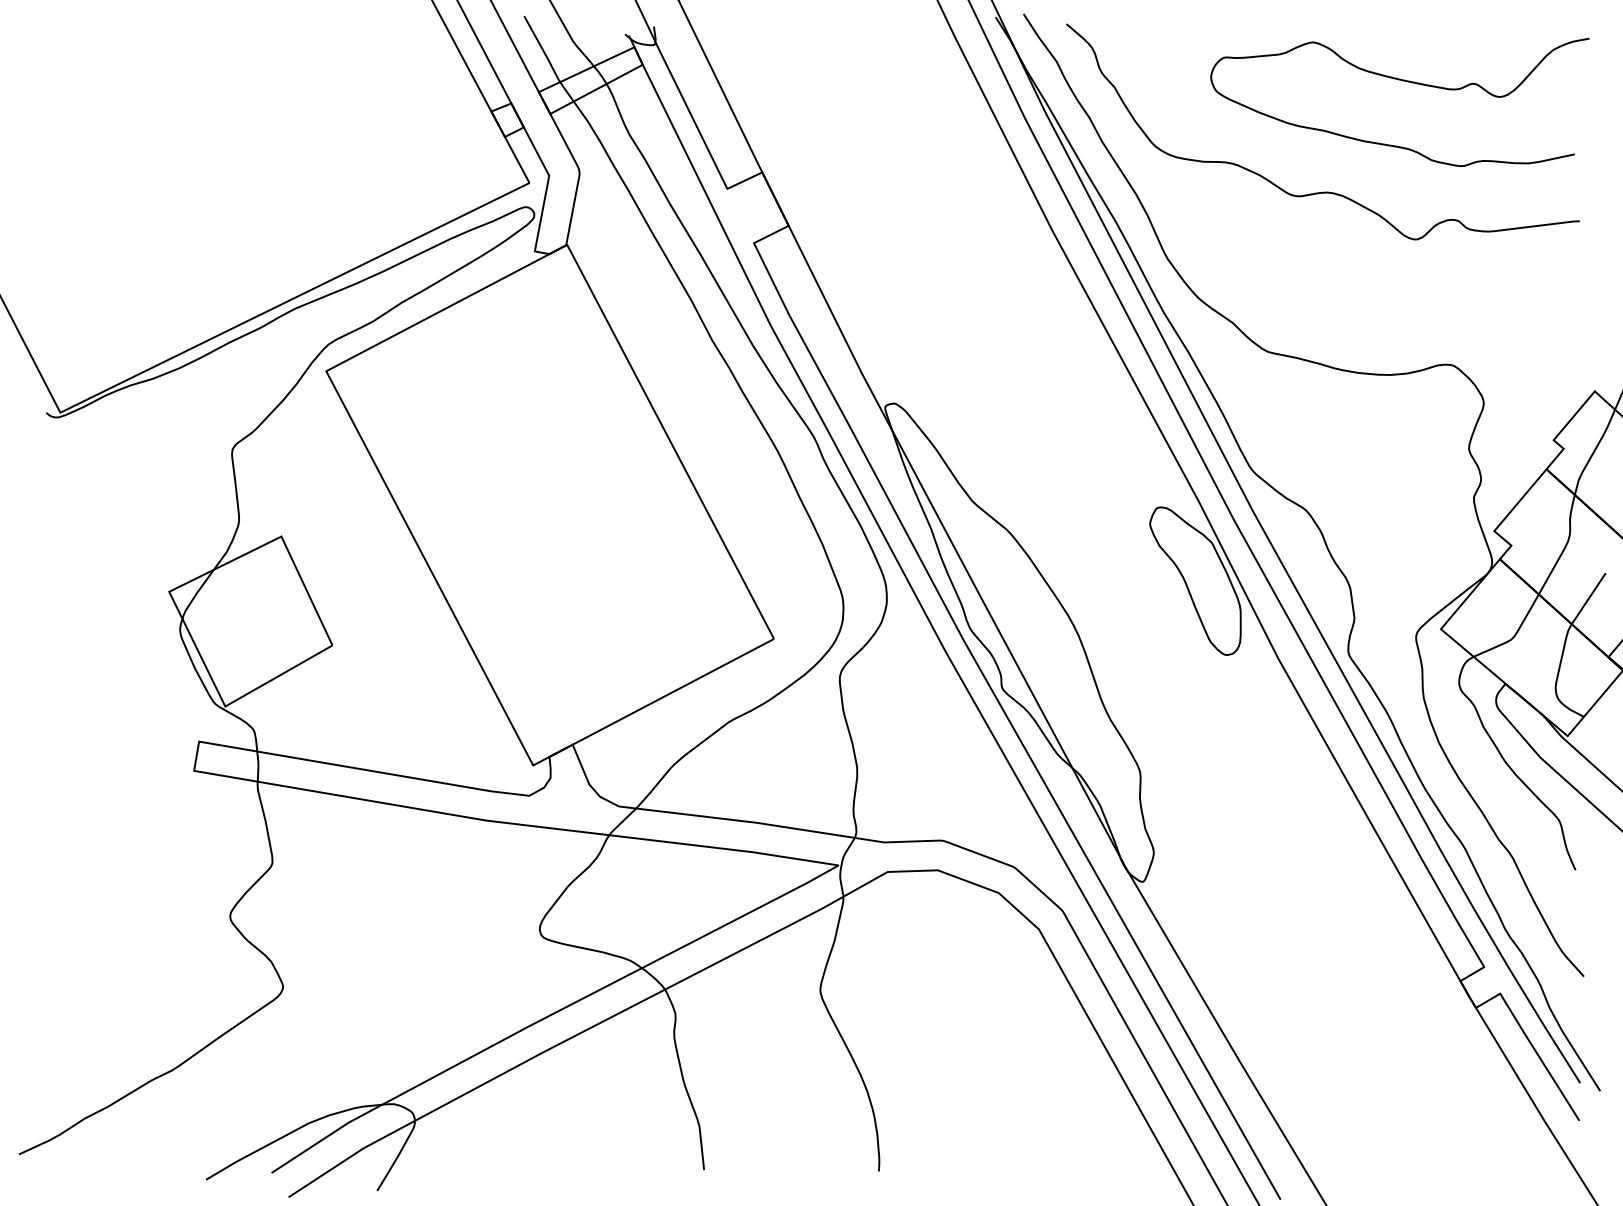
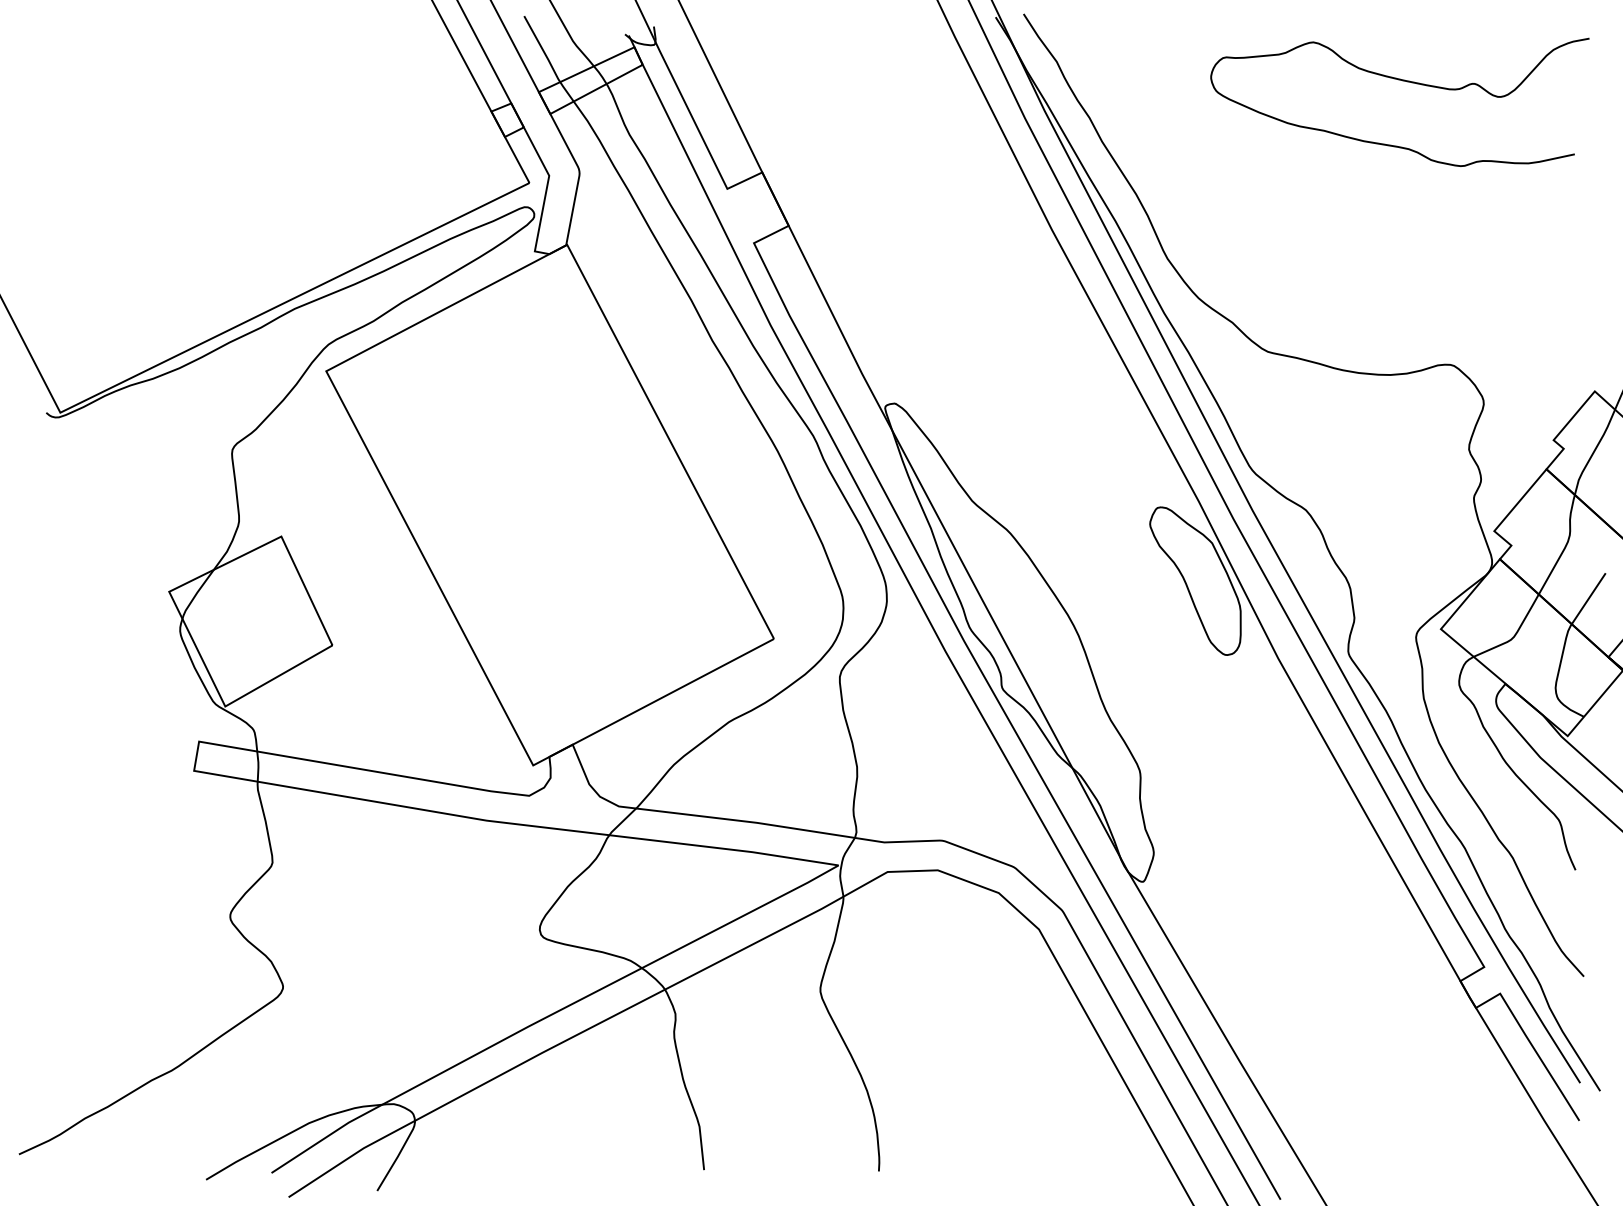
curve: present -> none (1323, 191)
